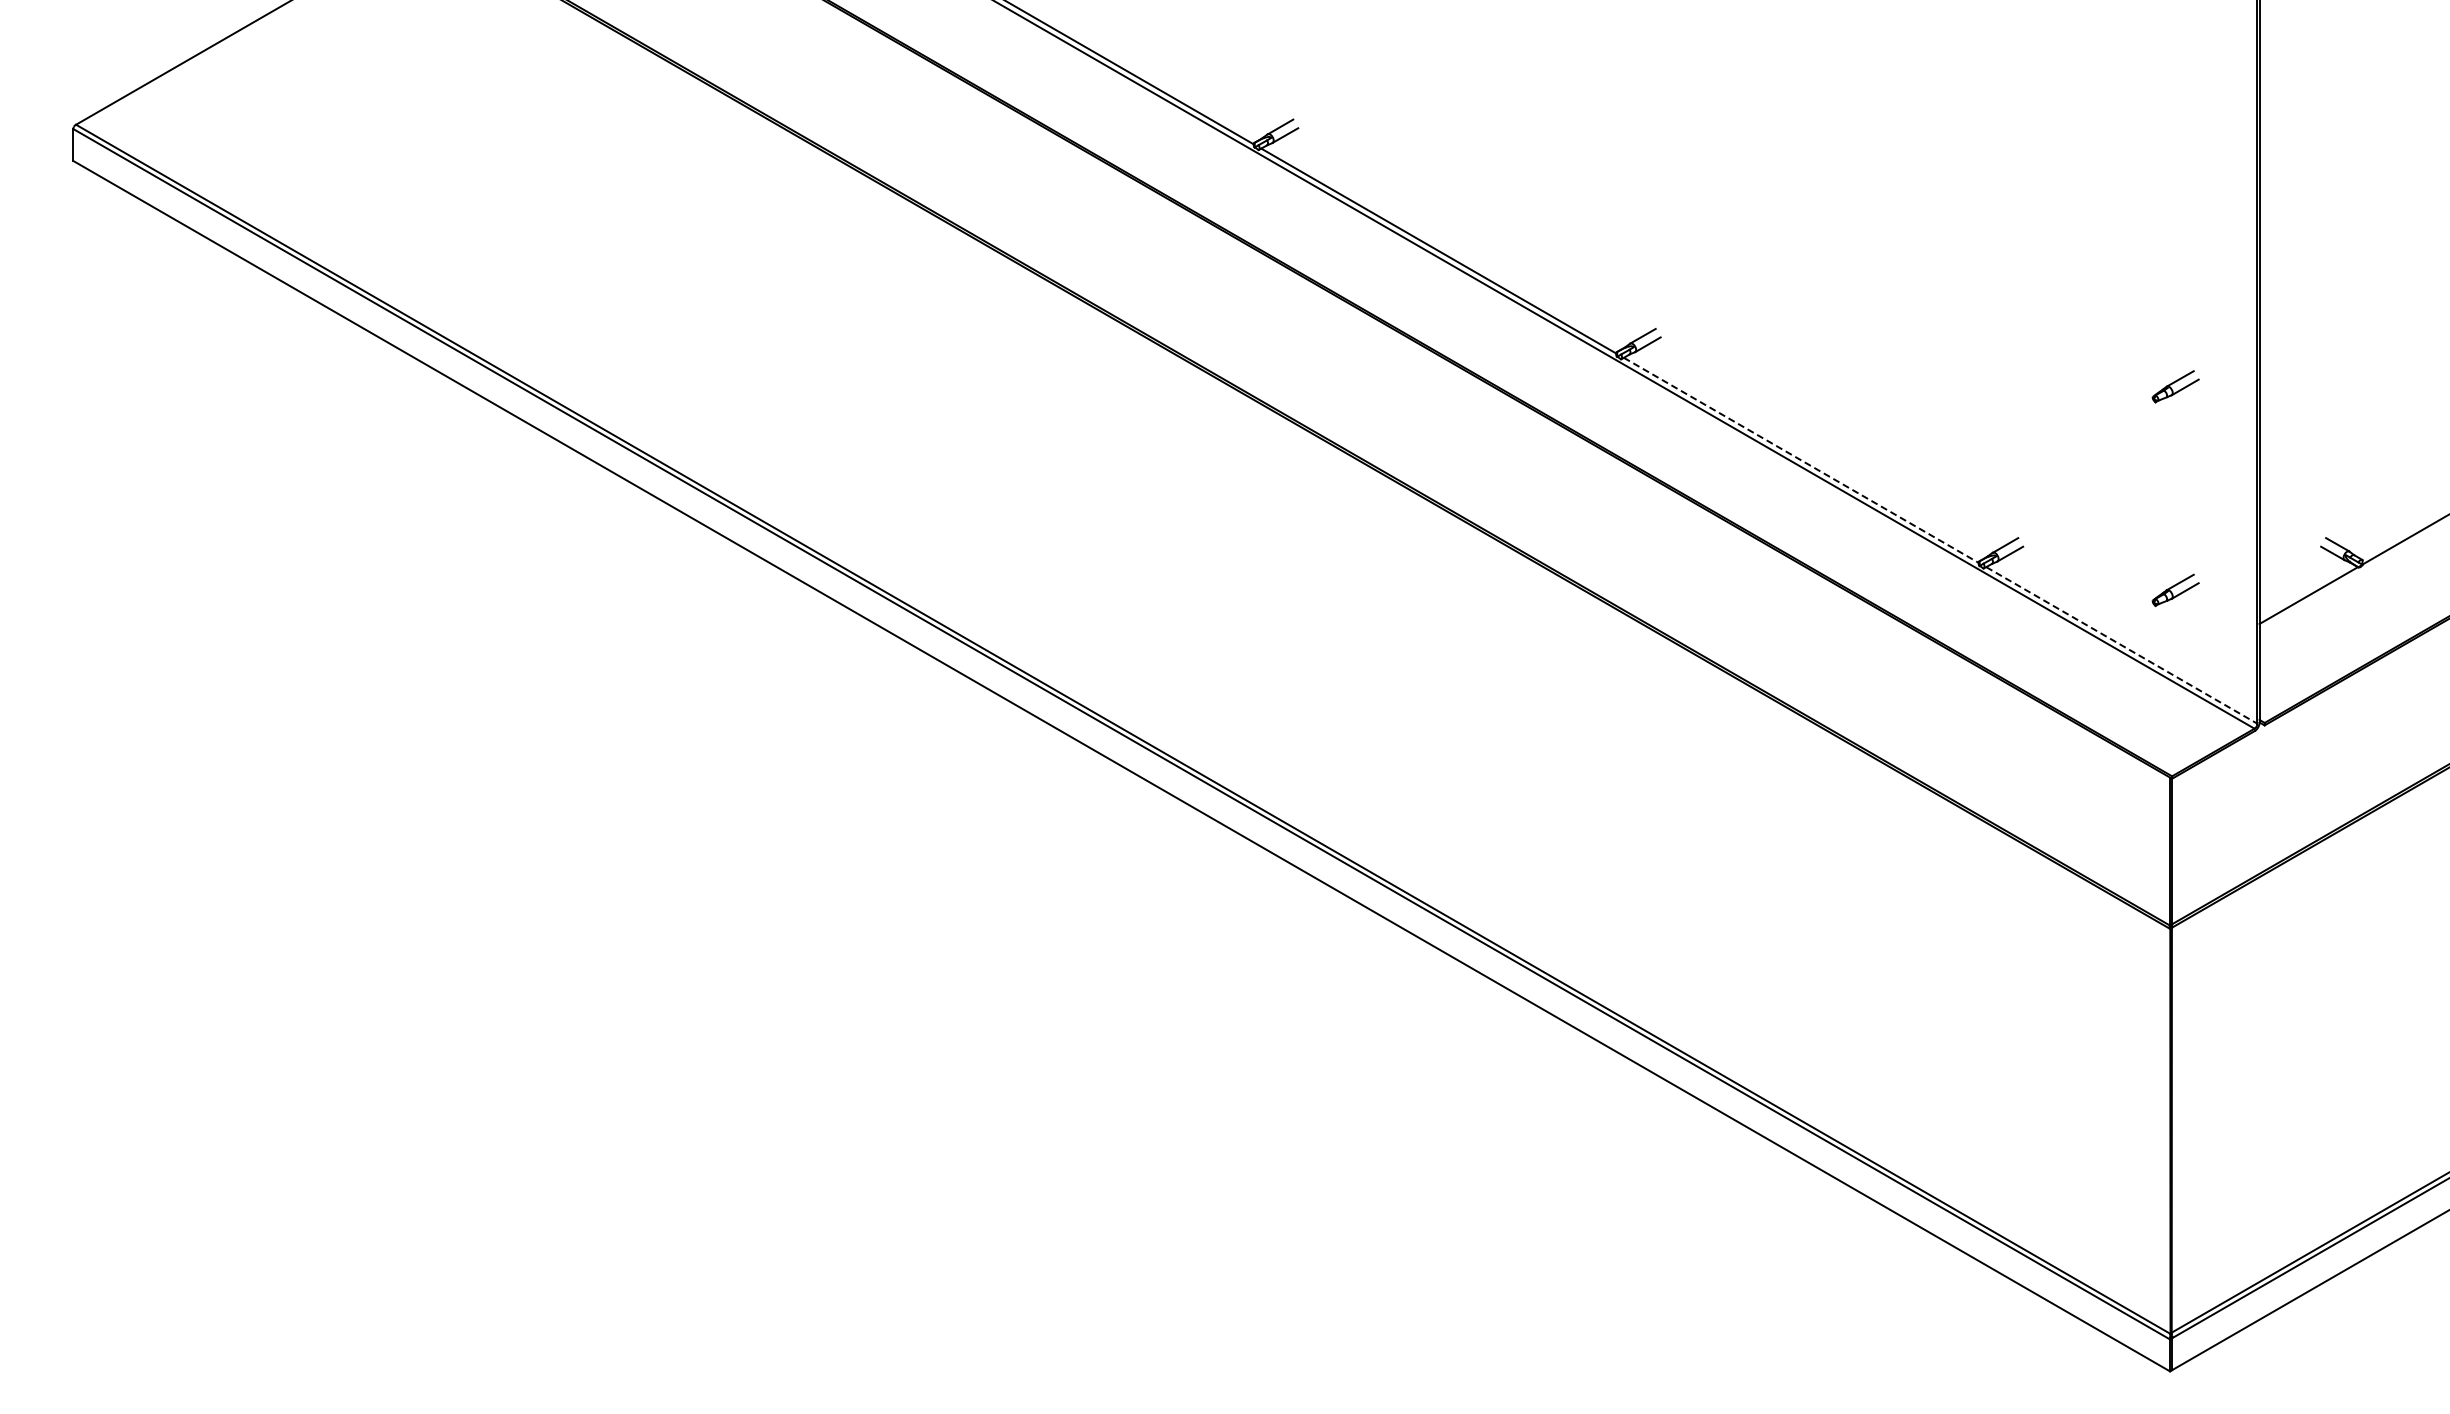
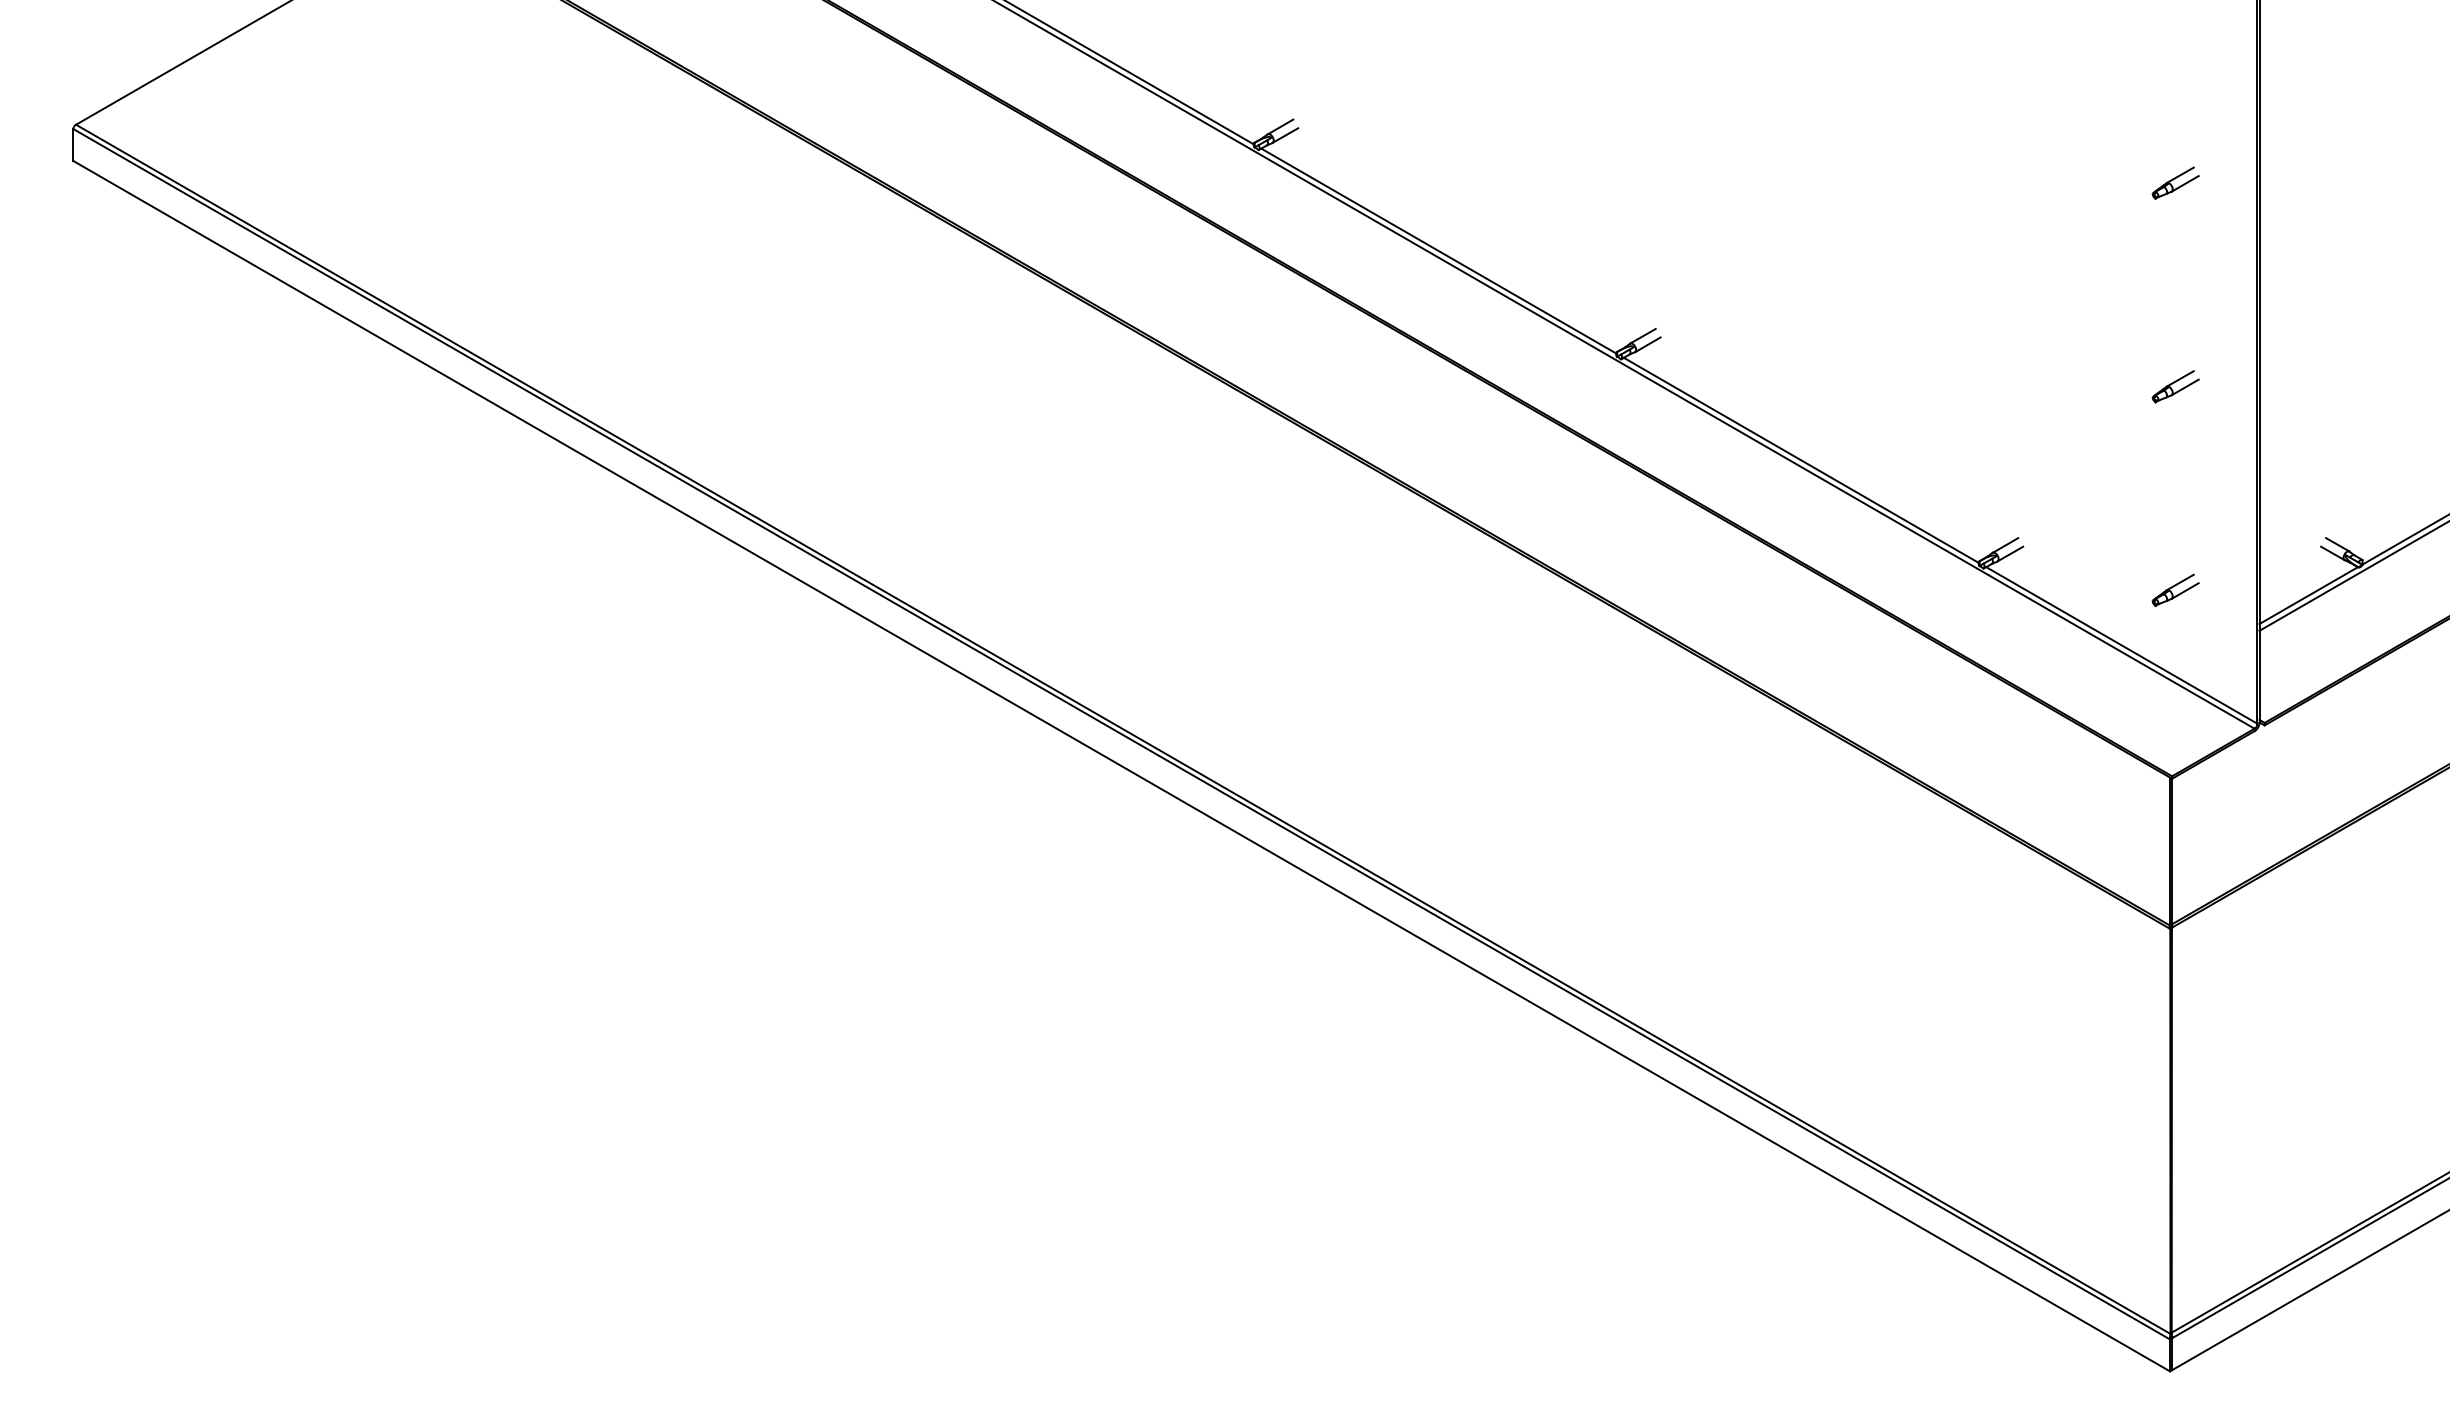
part: none -> present (2175, 182)
line: dashed -> solid (1801, 460)
line: none -> present (2352, 576)
line: dashed -> solid (2121, 645)
